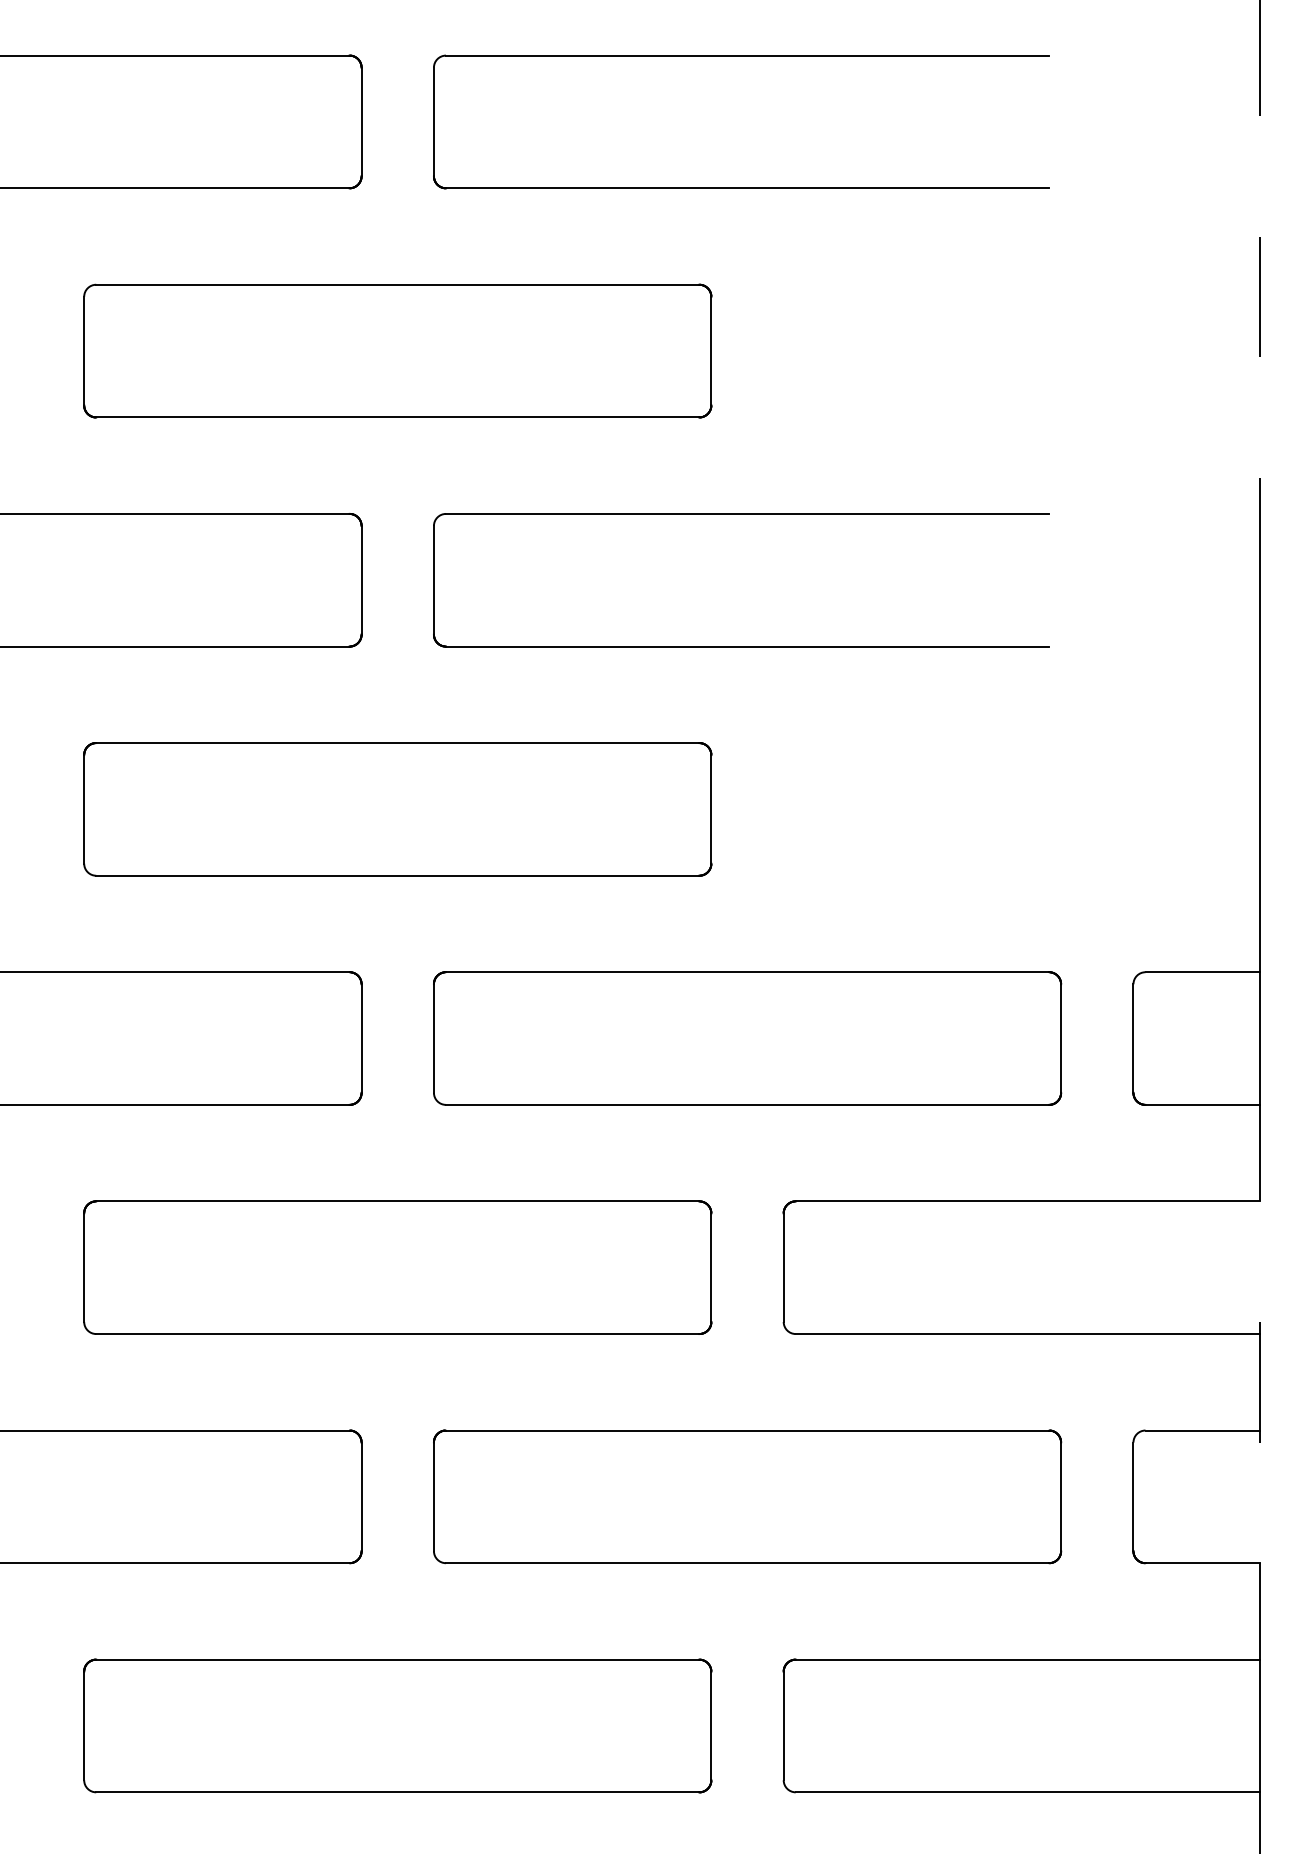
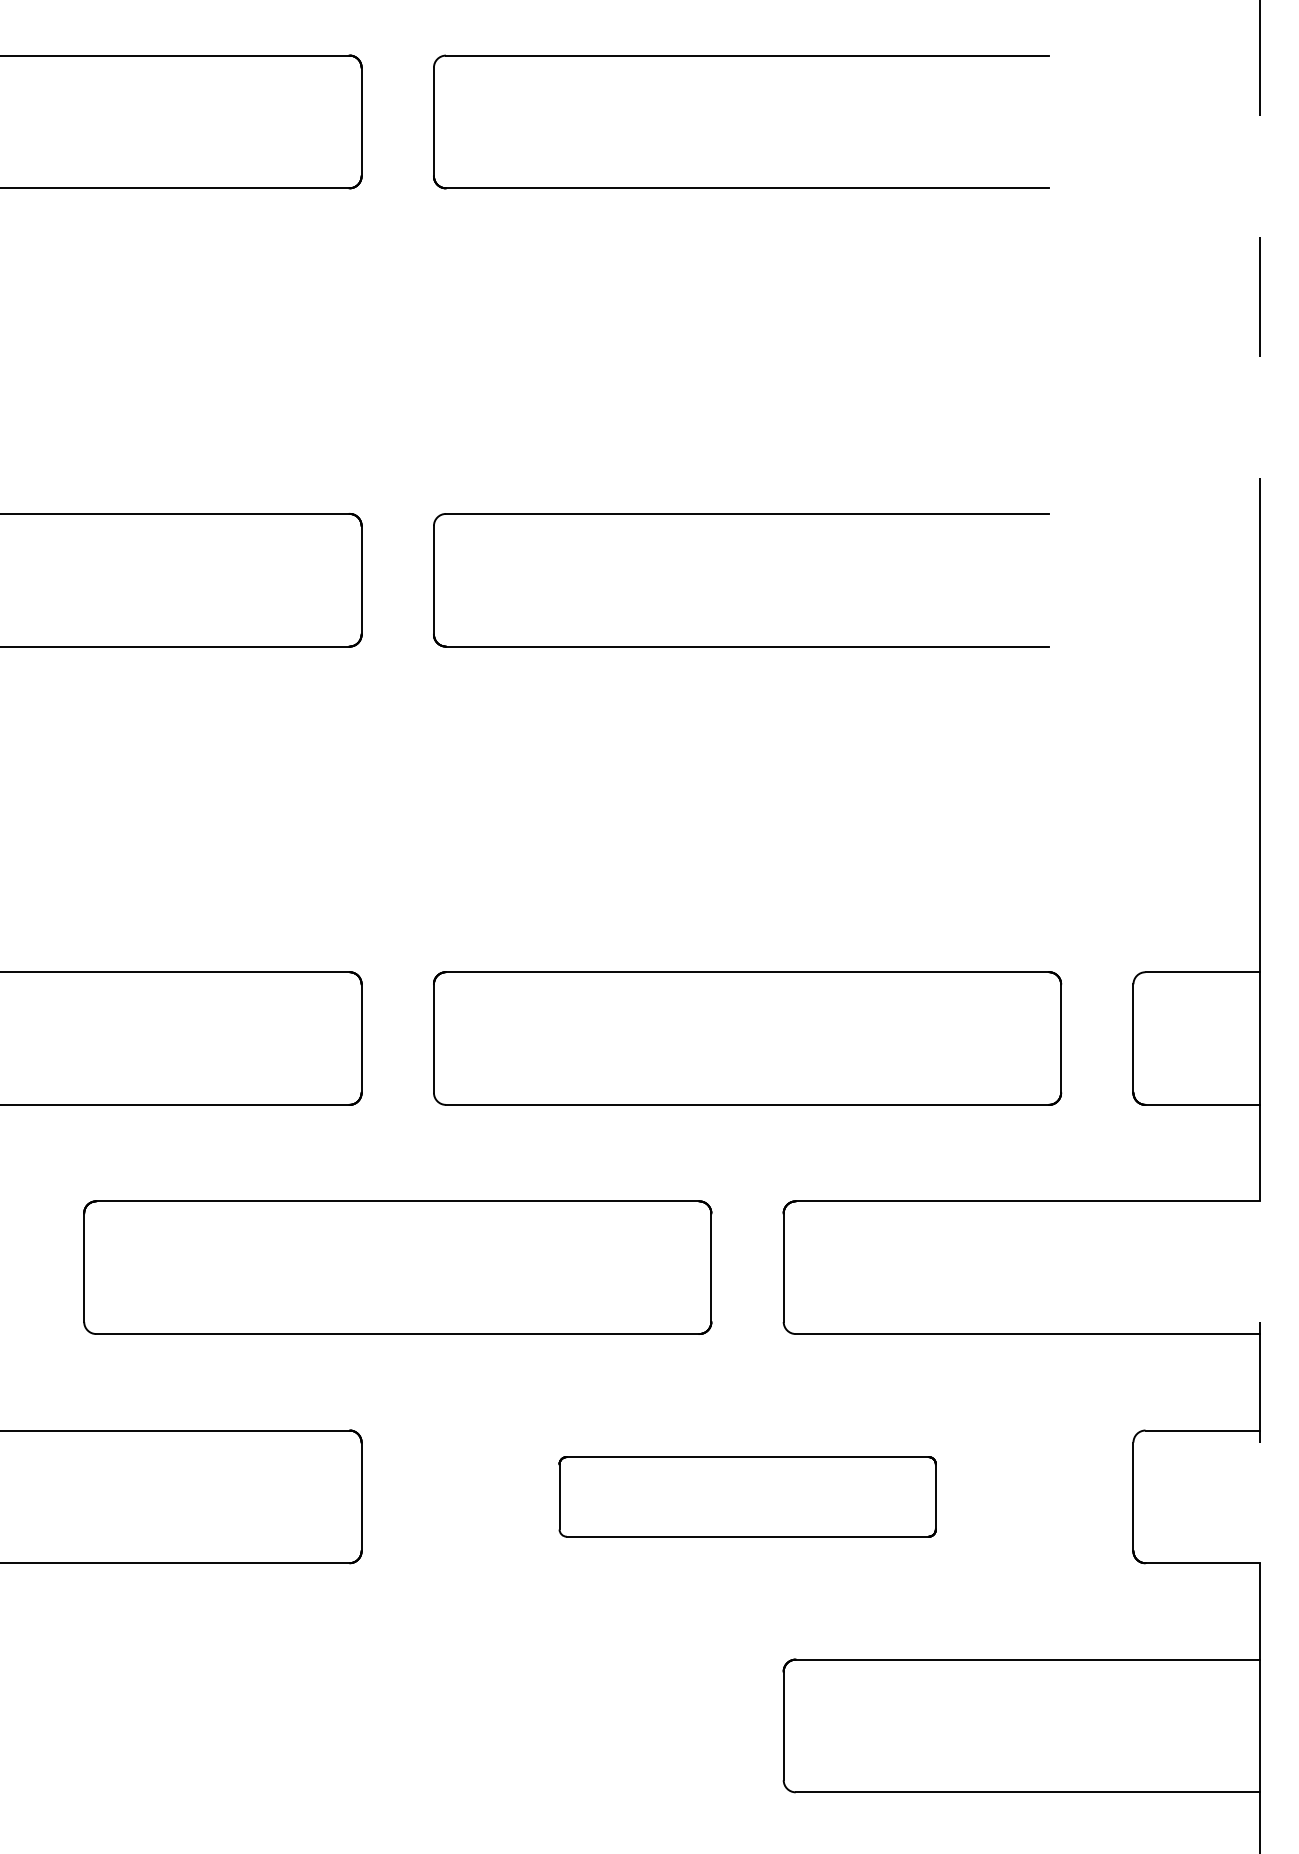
part: present -> none (397, 350)
part: present -> none (397, 809)
part size: 630x136 px -> 379x82 px (747, 1496)
part: present -> none (397, 1725)
